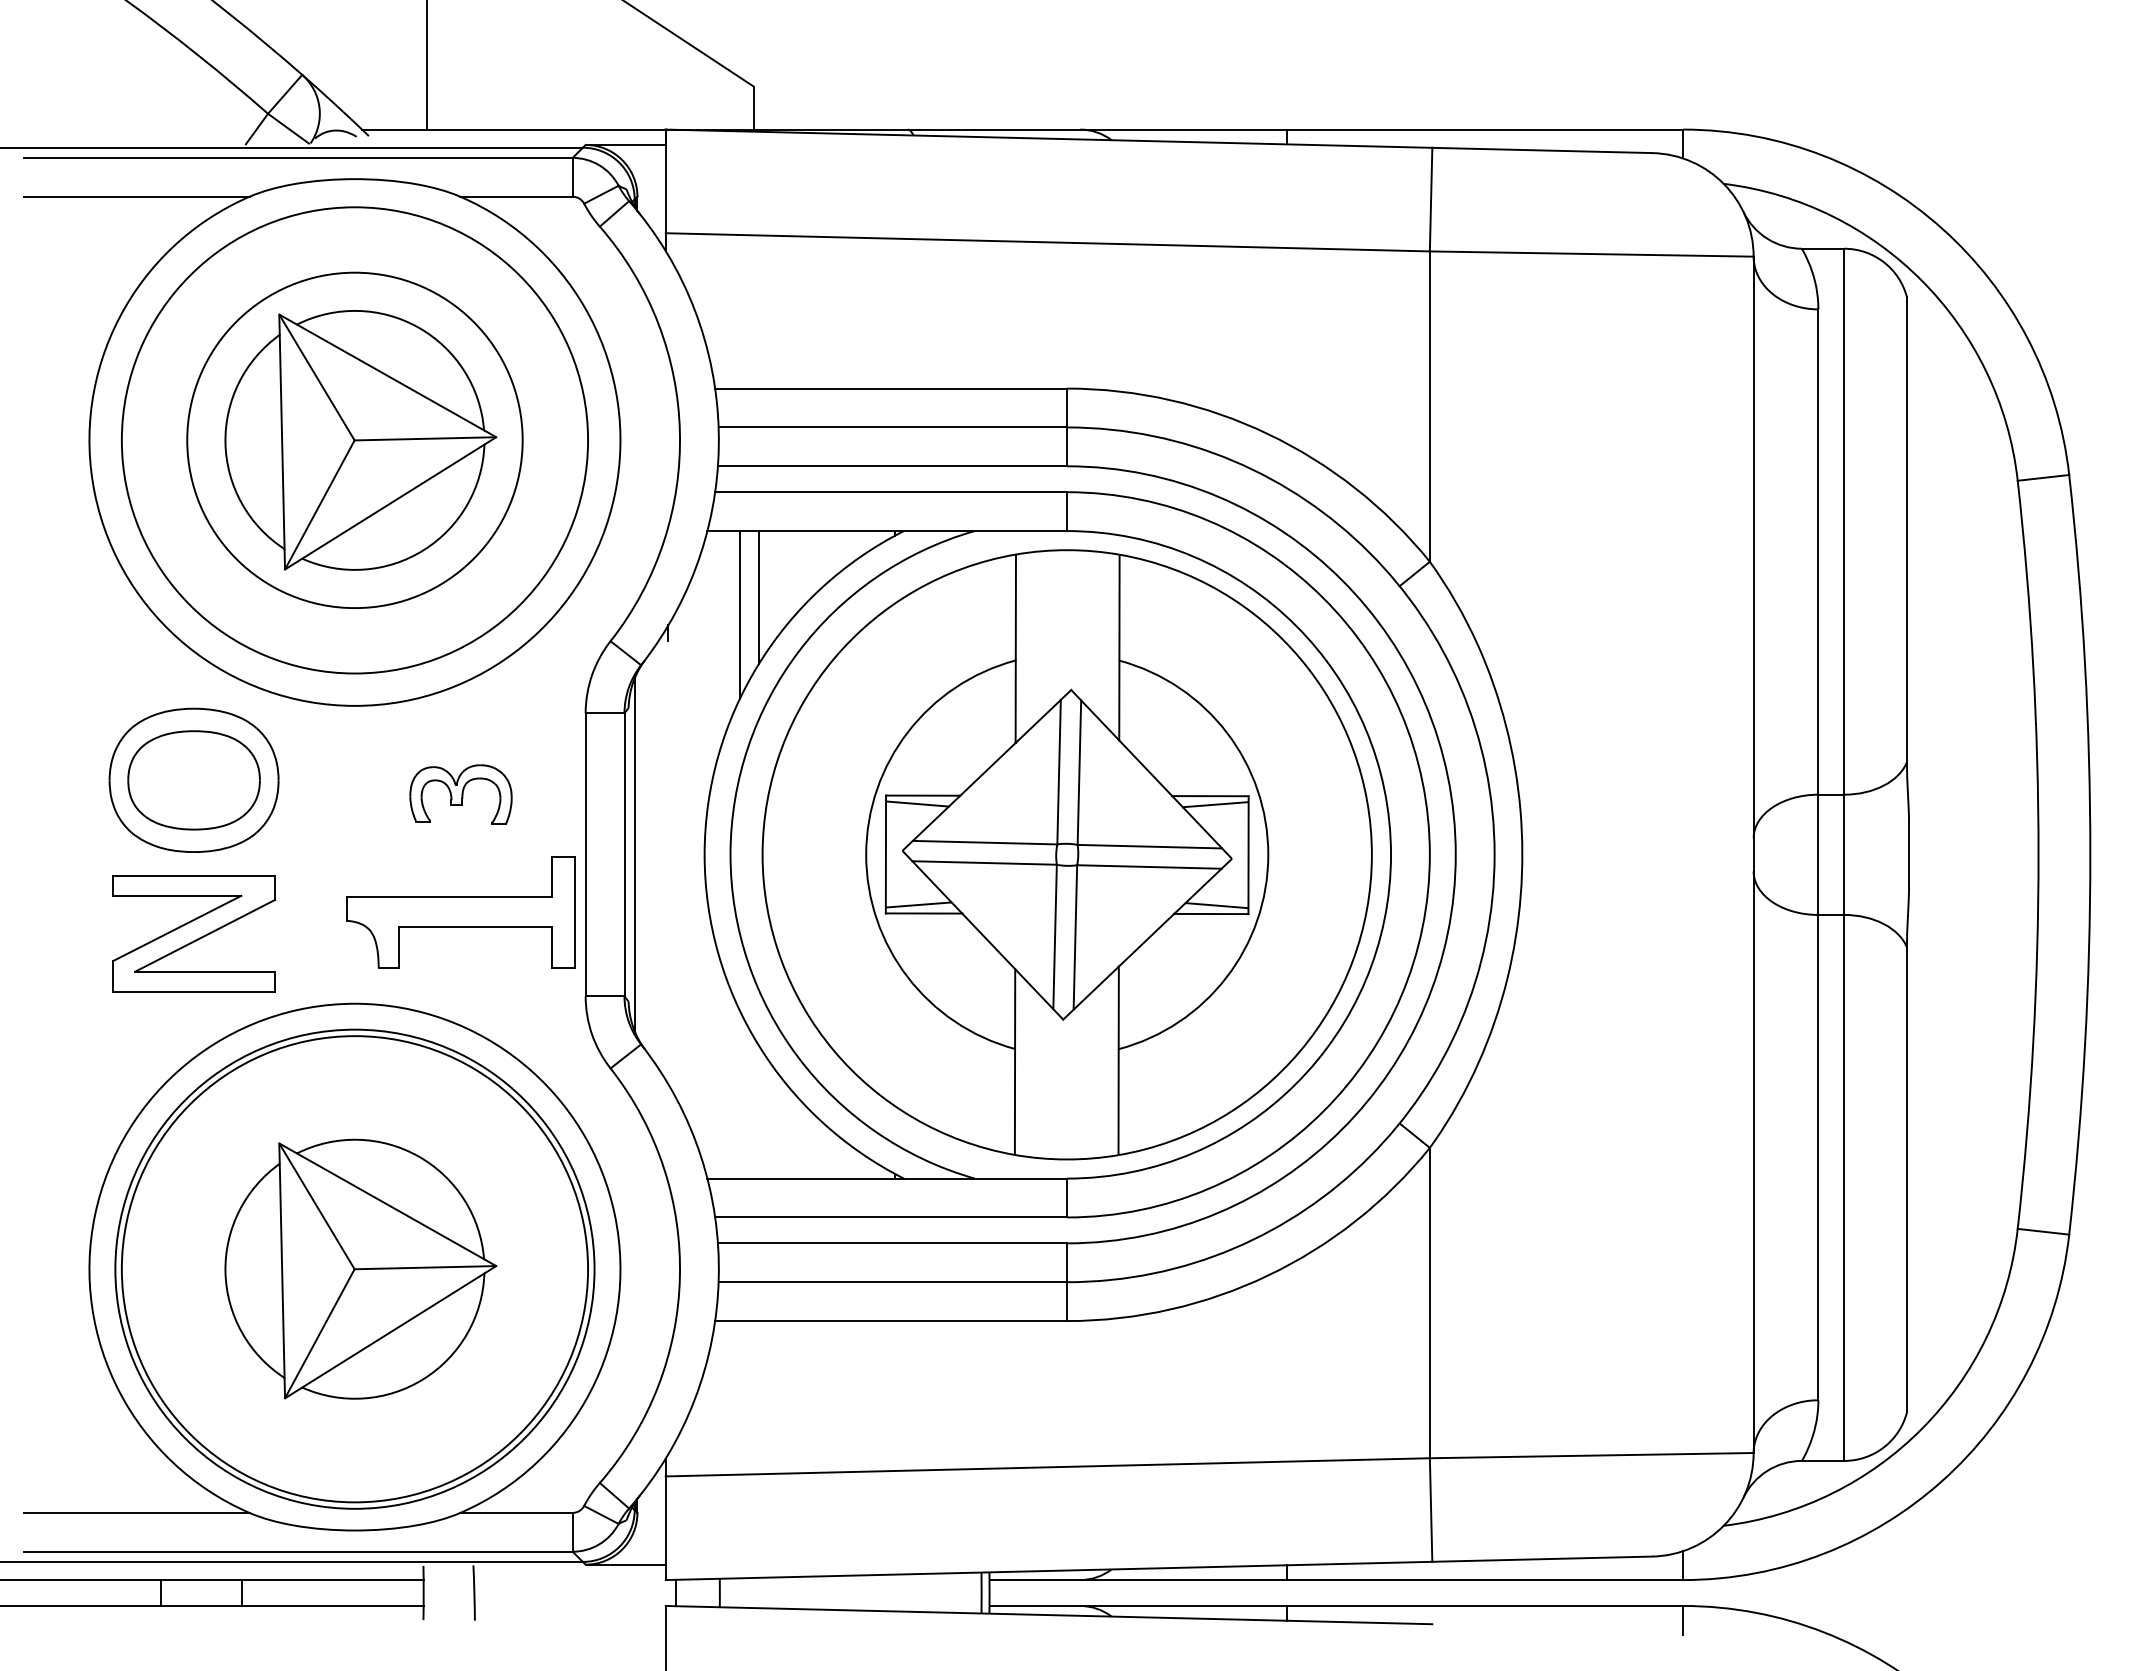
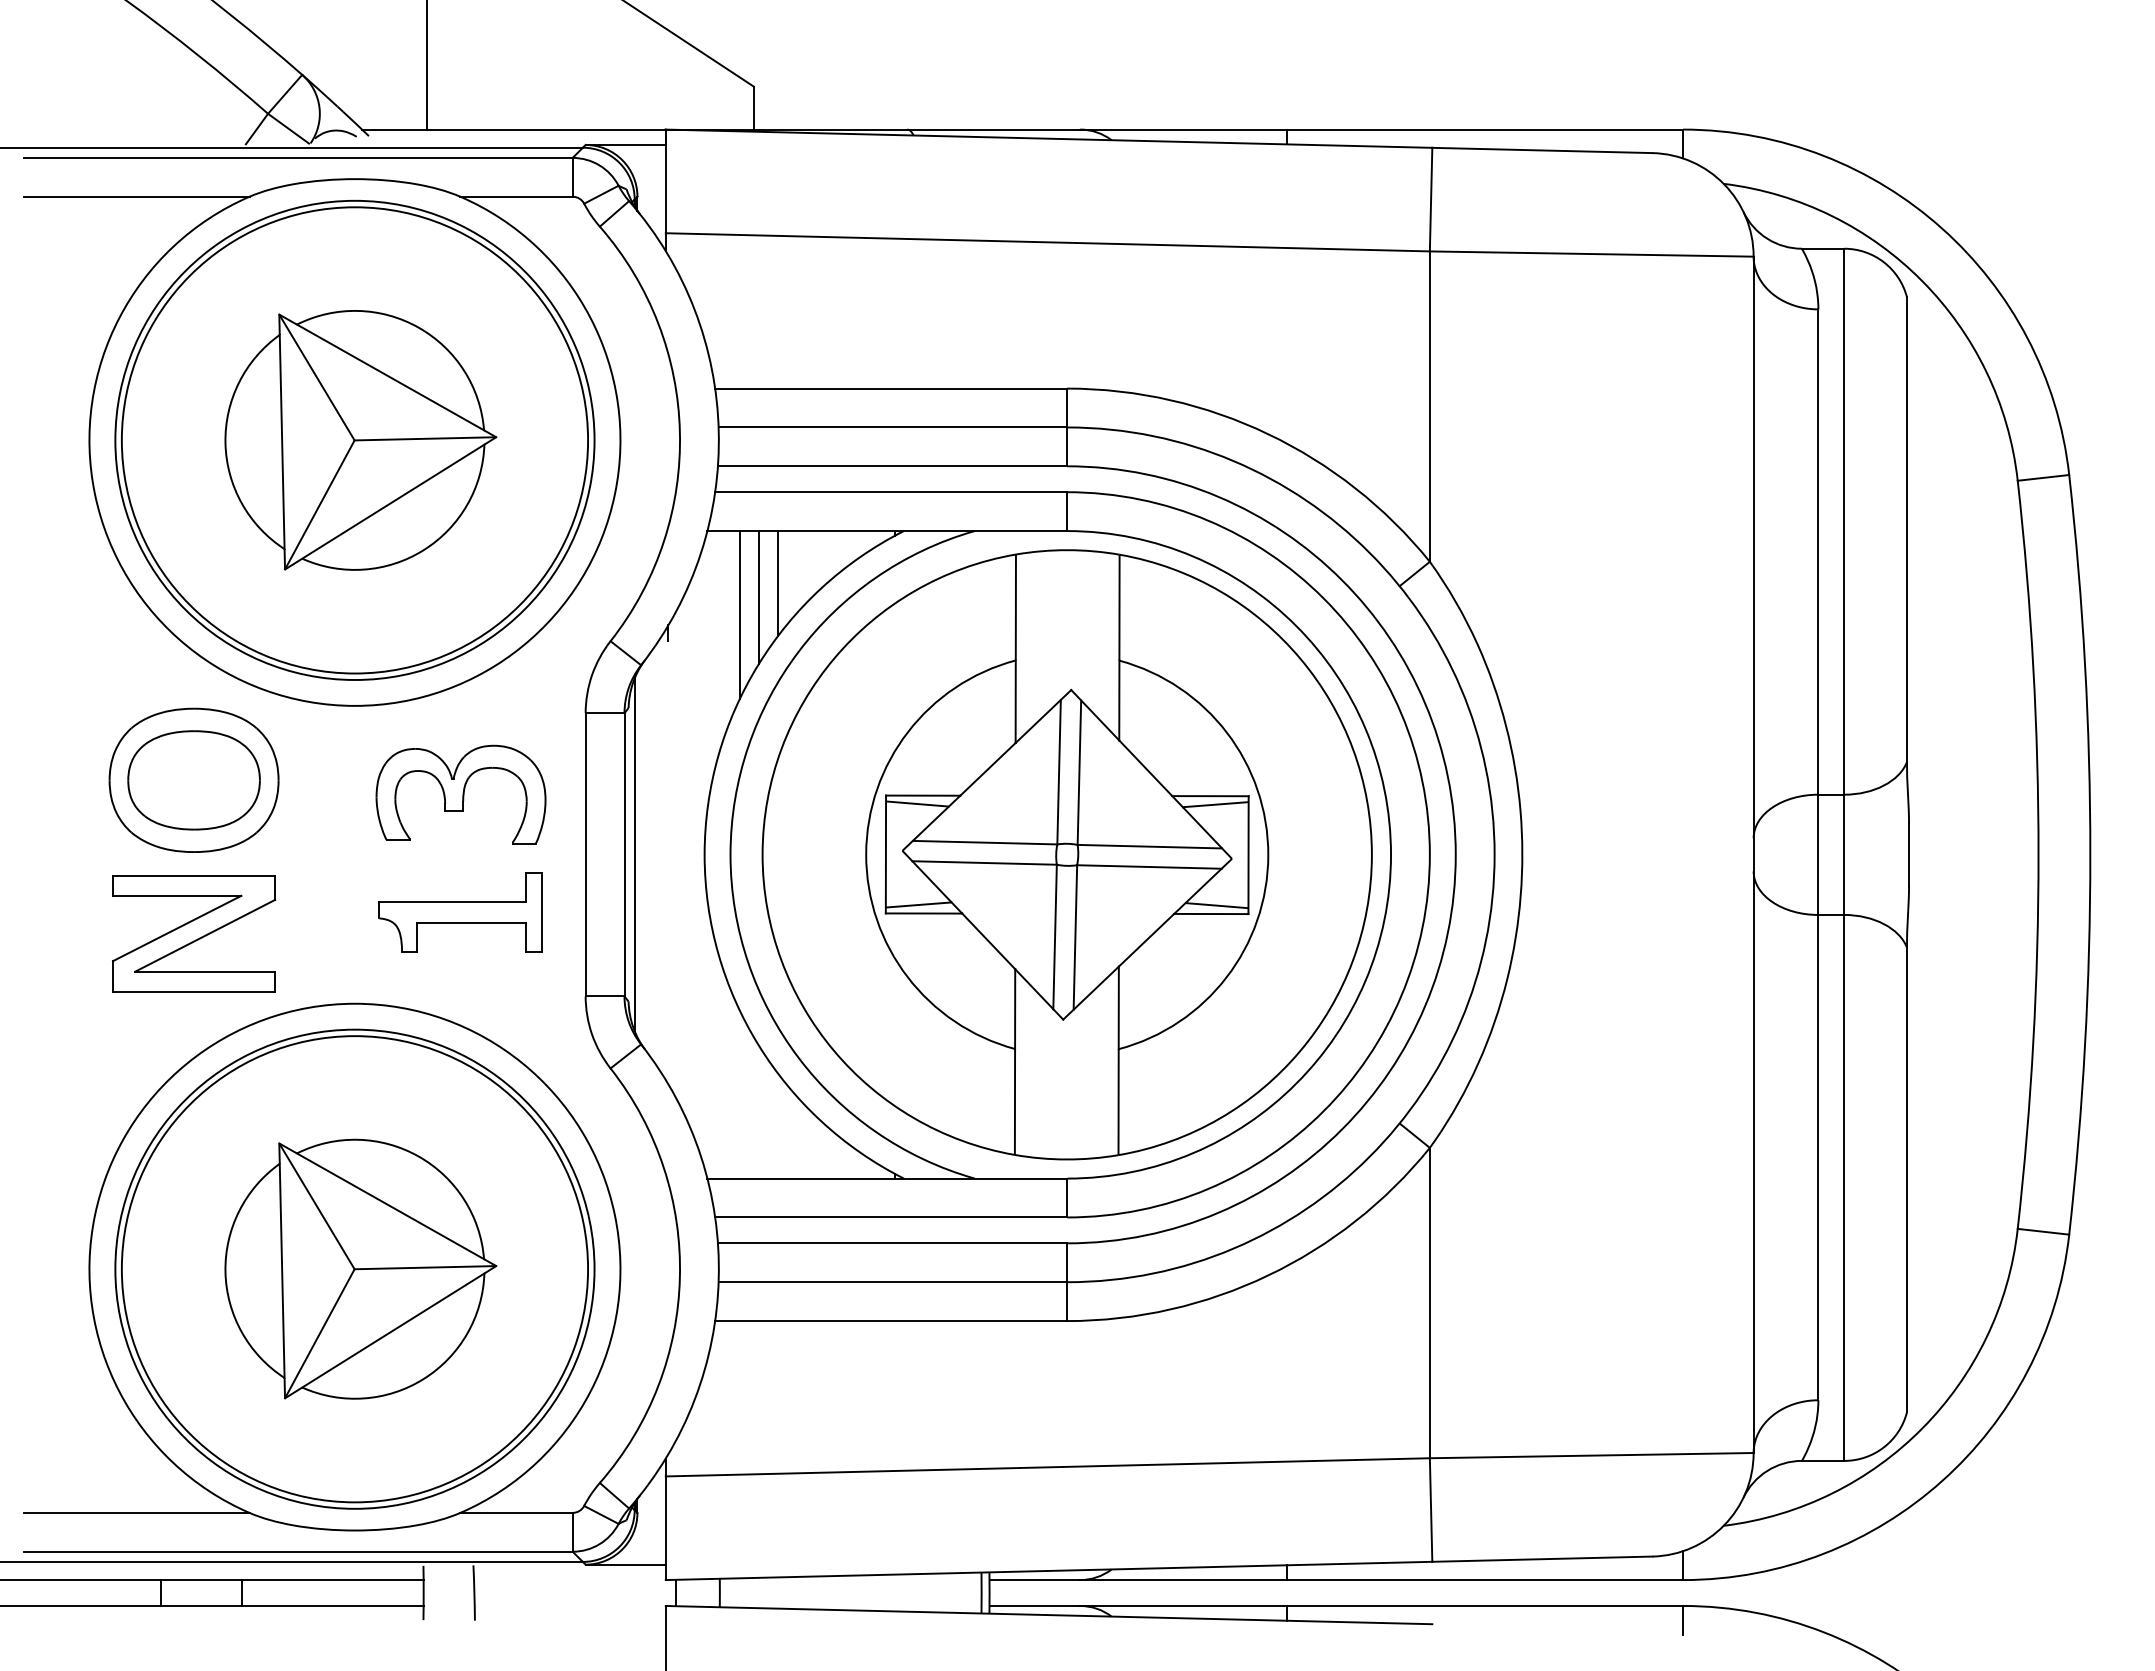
circle diameter: 335 px -> 479 px (354, 440)
line: none -> present (778, 583)
part size: 104x61 px -> 172x101 px (460, 794)
part size: 230x113 px -> 165x81 px (460, 912)
